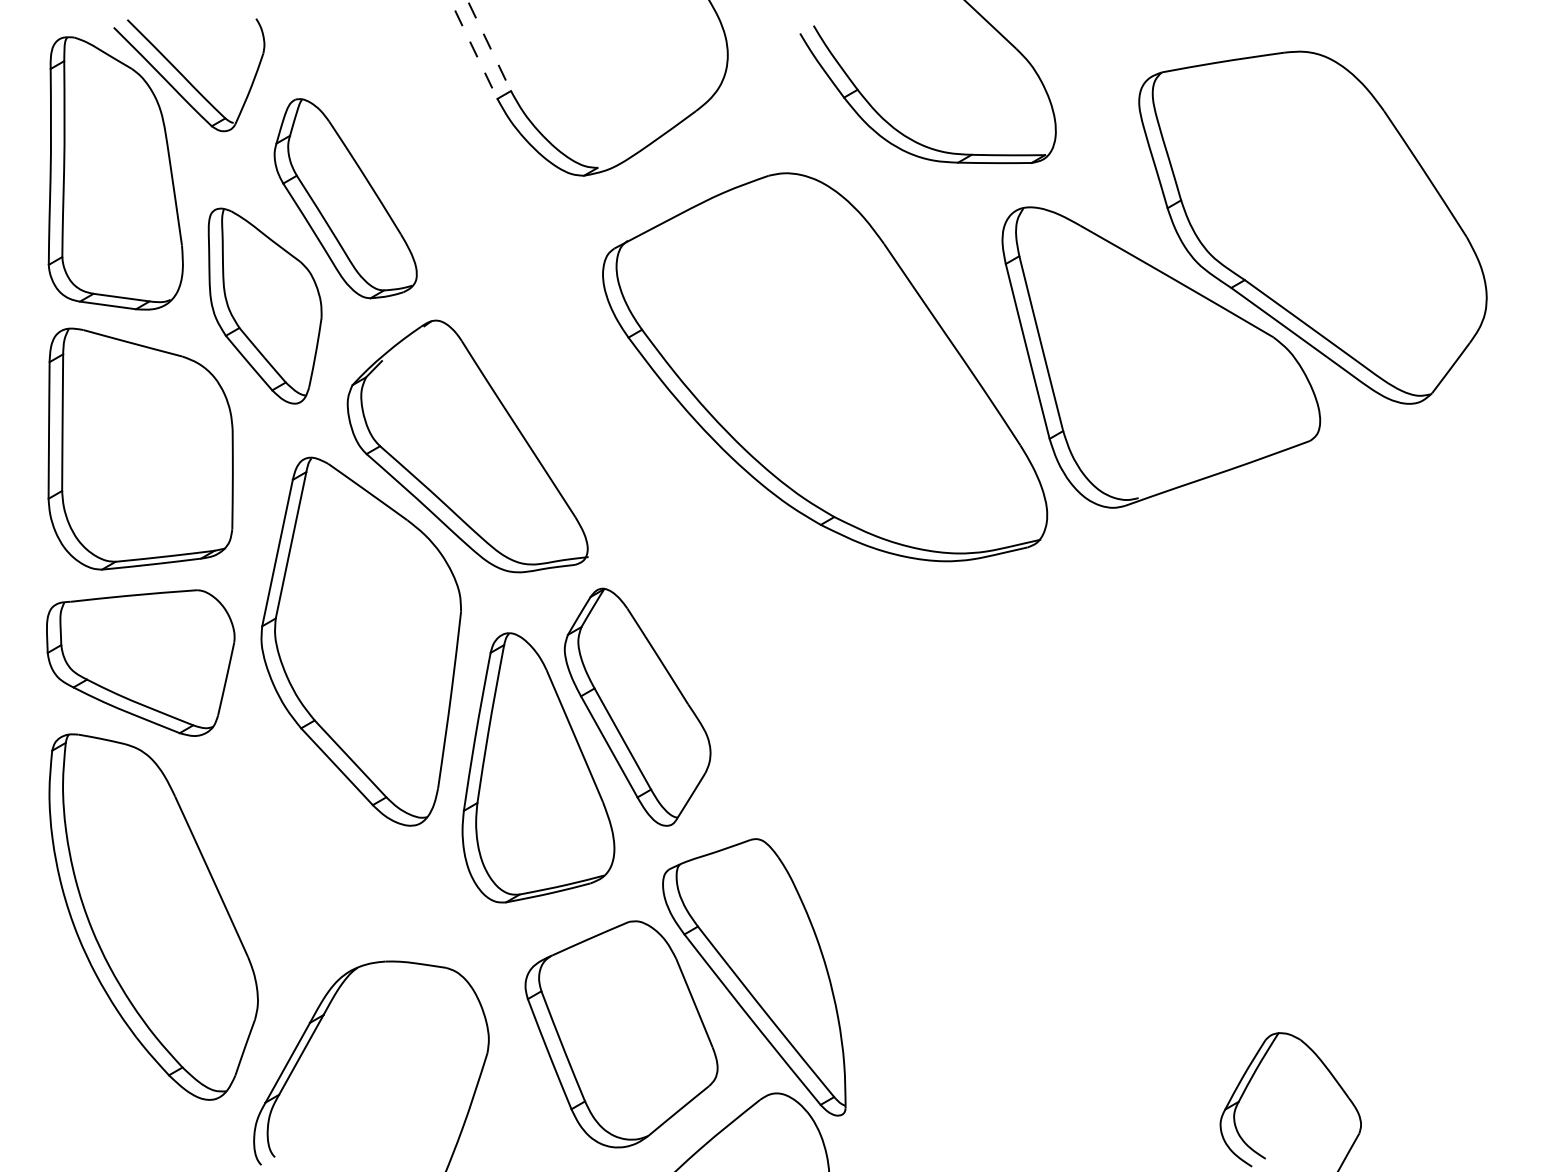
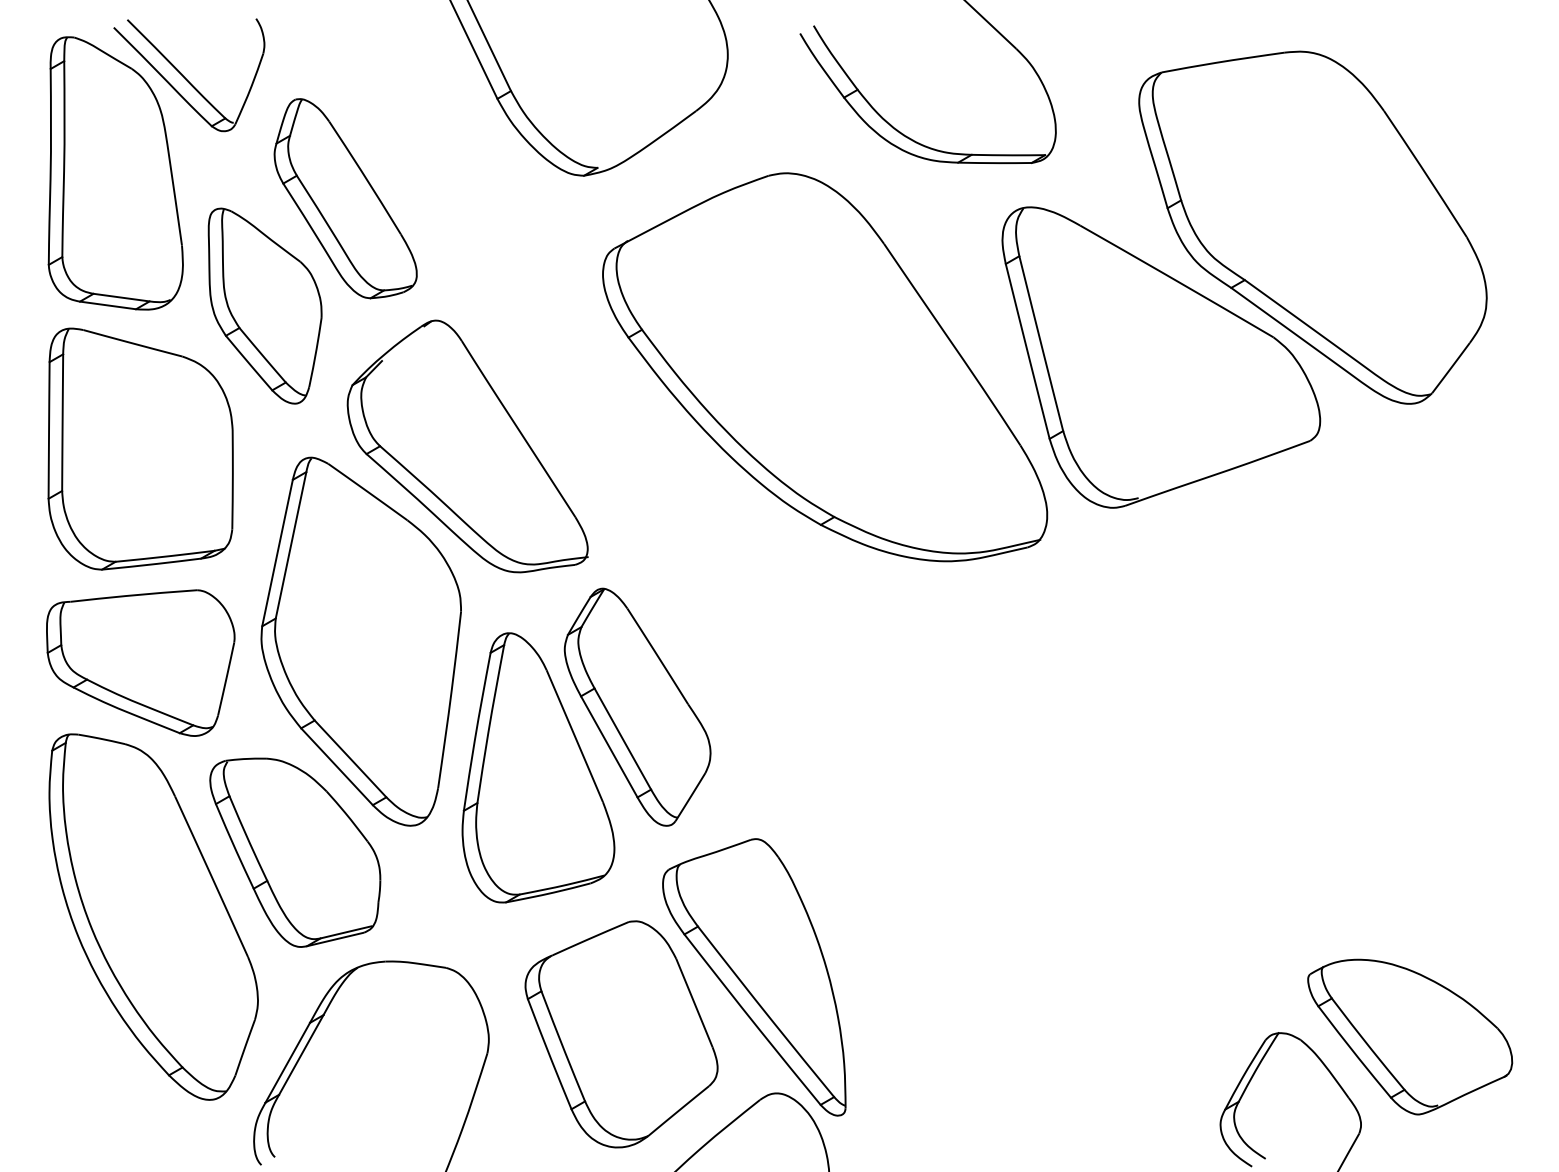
line: dashed -> solid (489, 46)
line: dashed -> solid (473, 49)
part: none -> present (295, 852)
part: none -> present (1410, 1036)
